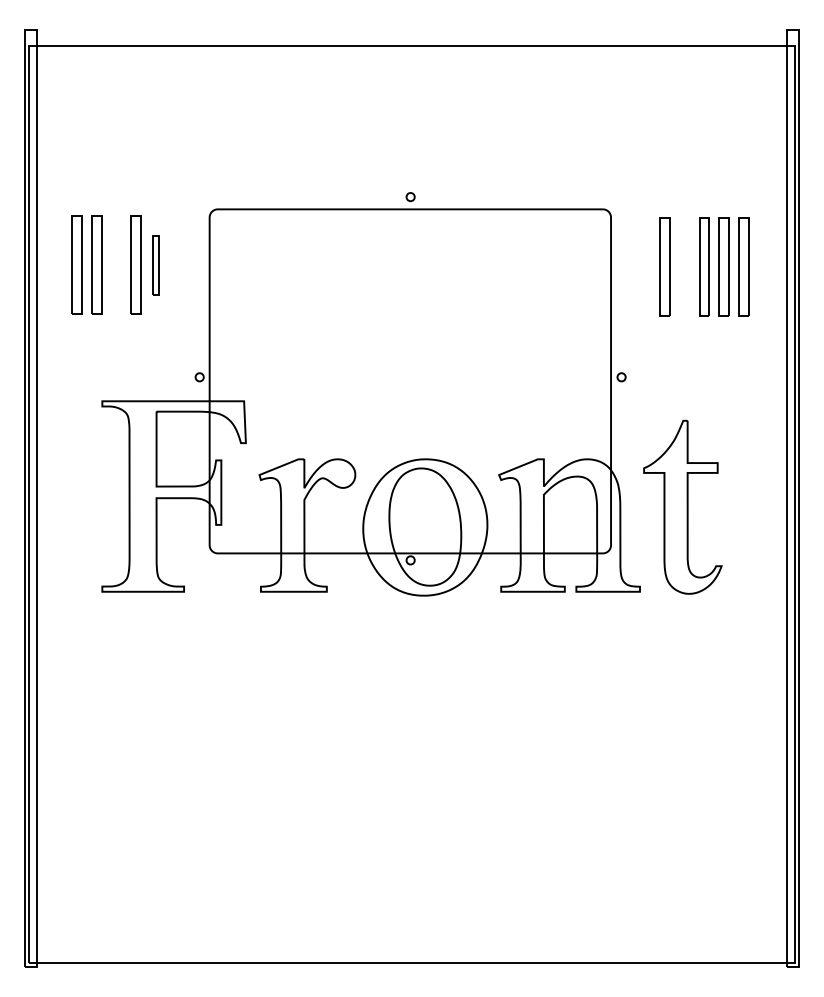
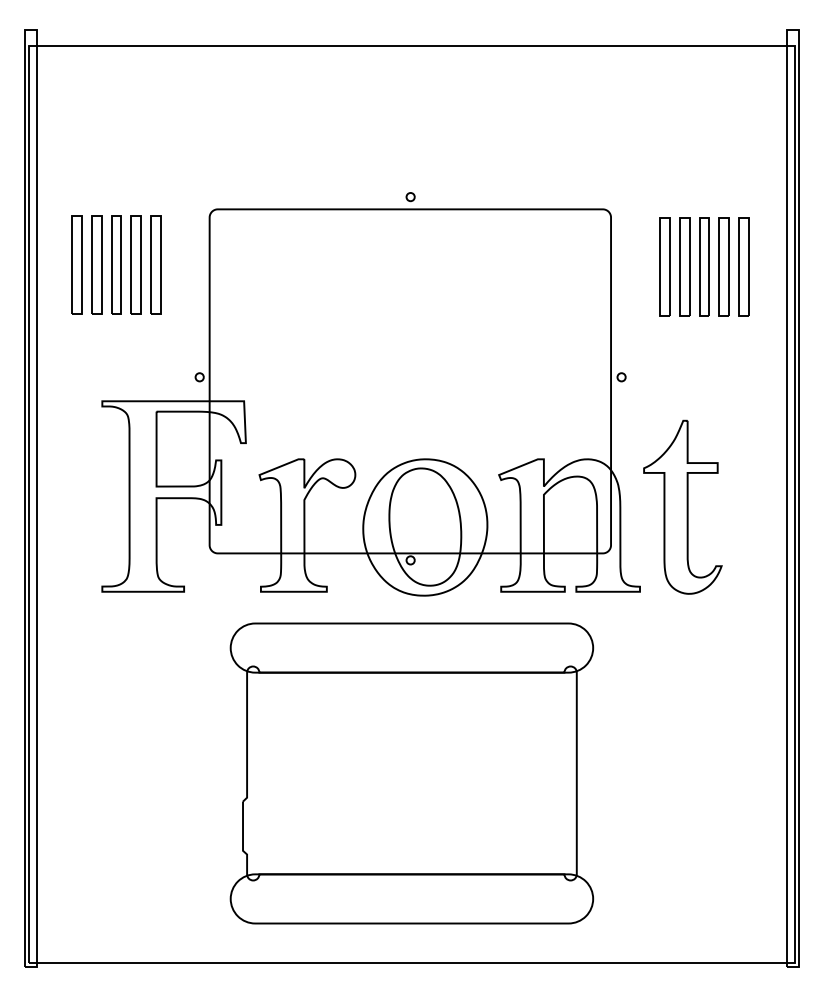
part: none -> present (116, 264)
part size: 8x61 px -> 12x100 px (155, 264)
part: none -> present (684, 266)
part: none -> present (411, 773)
